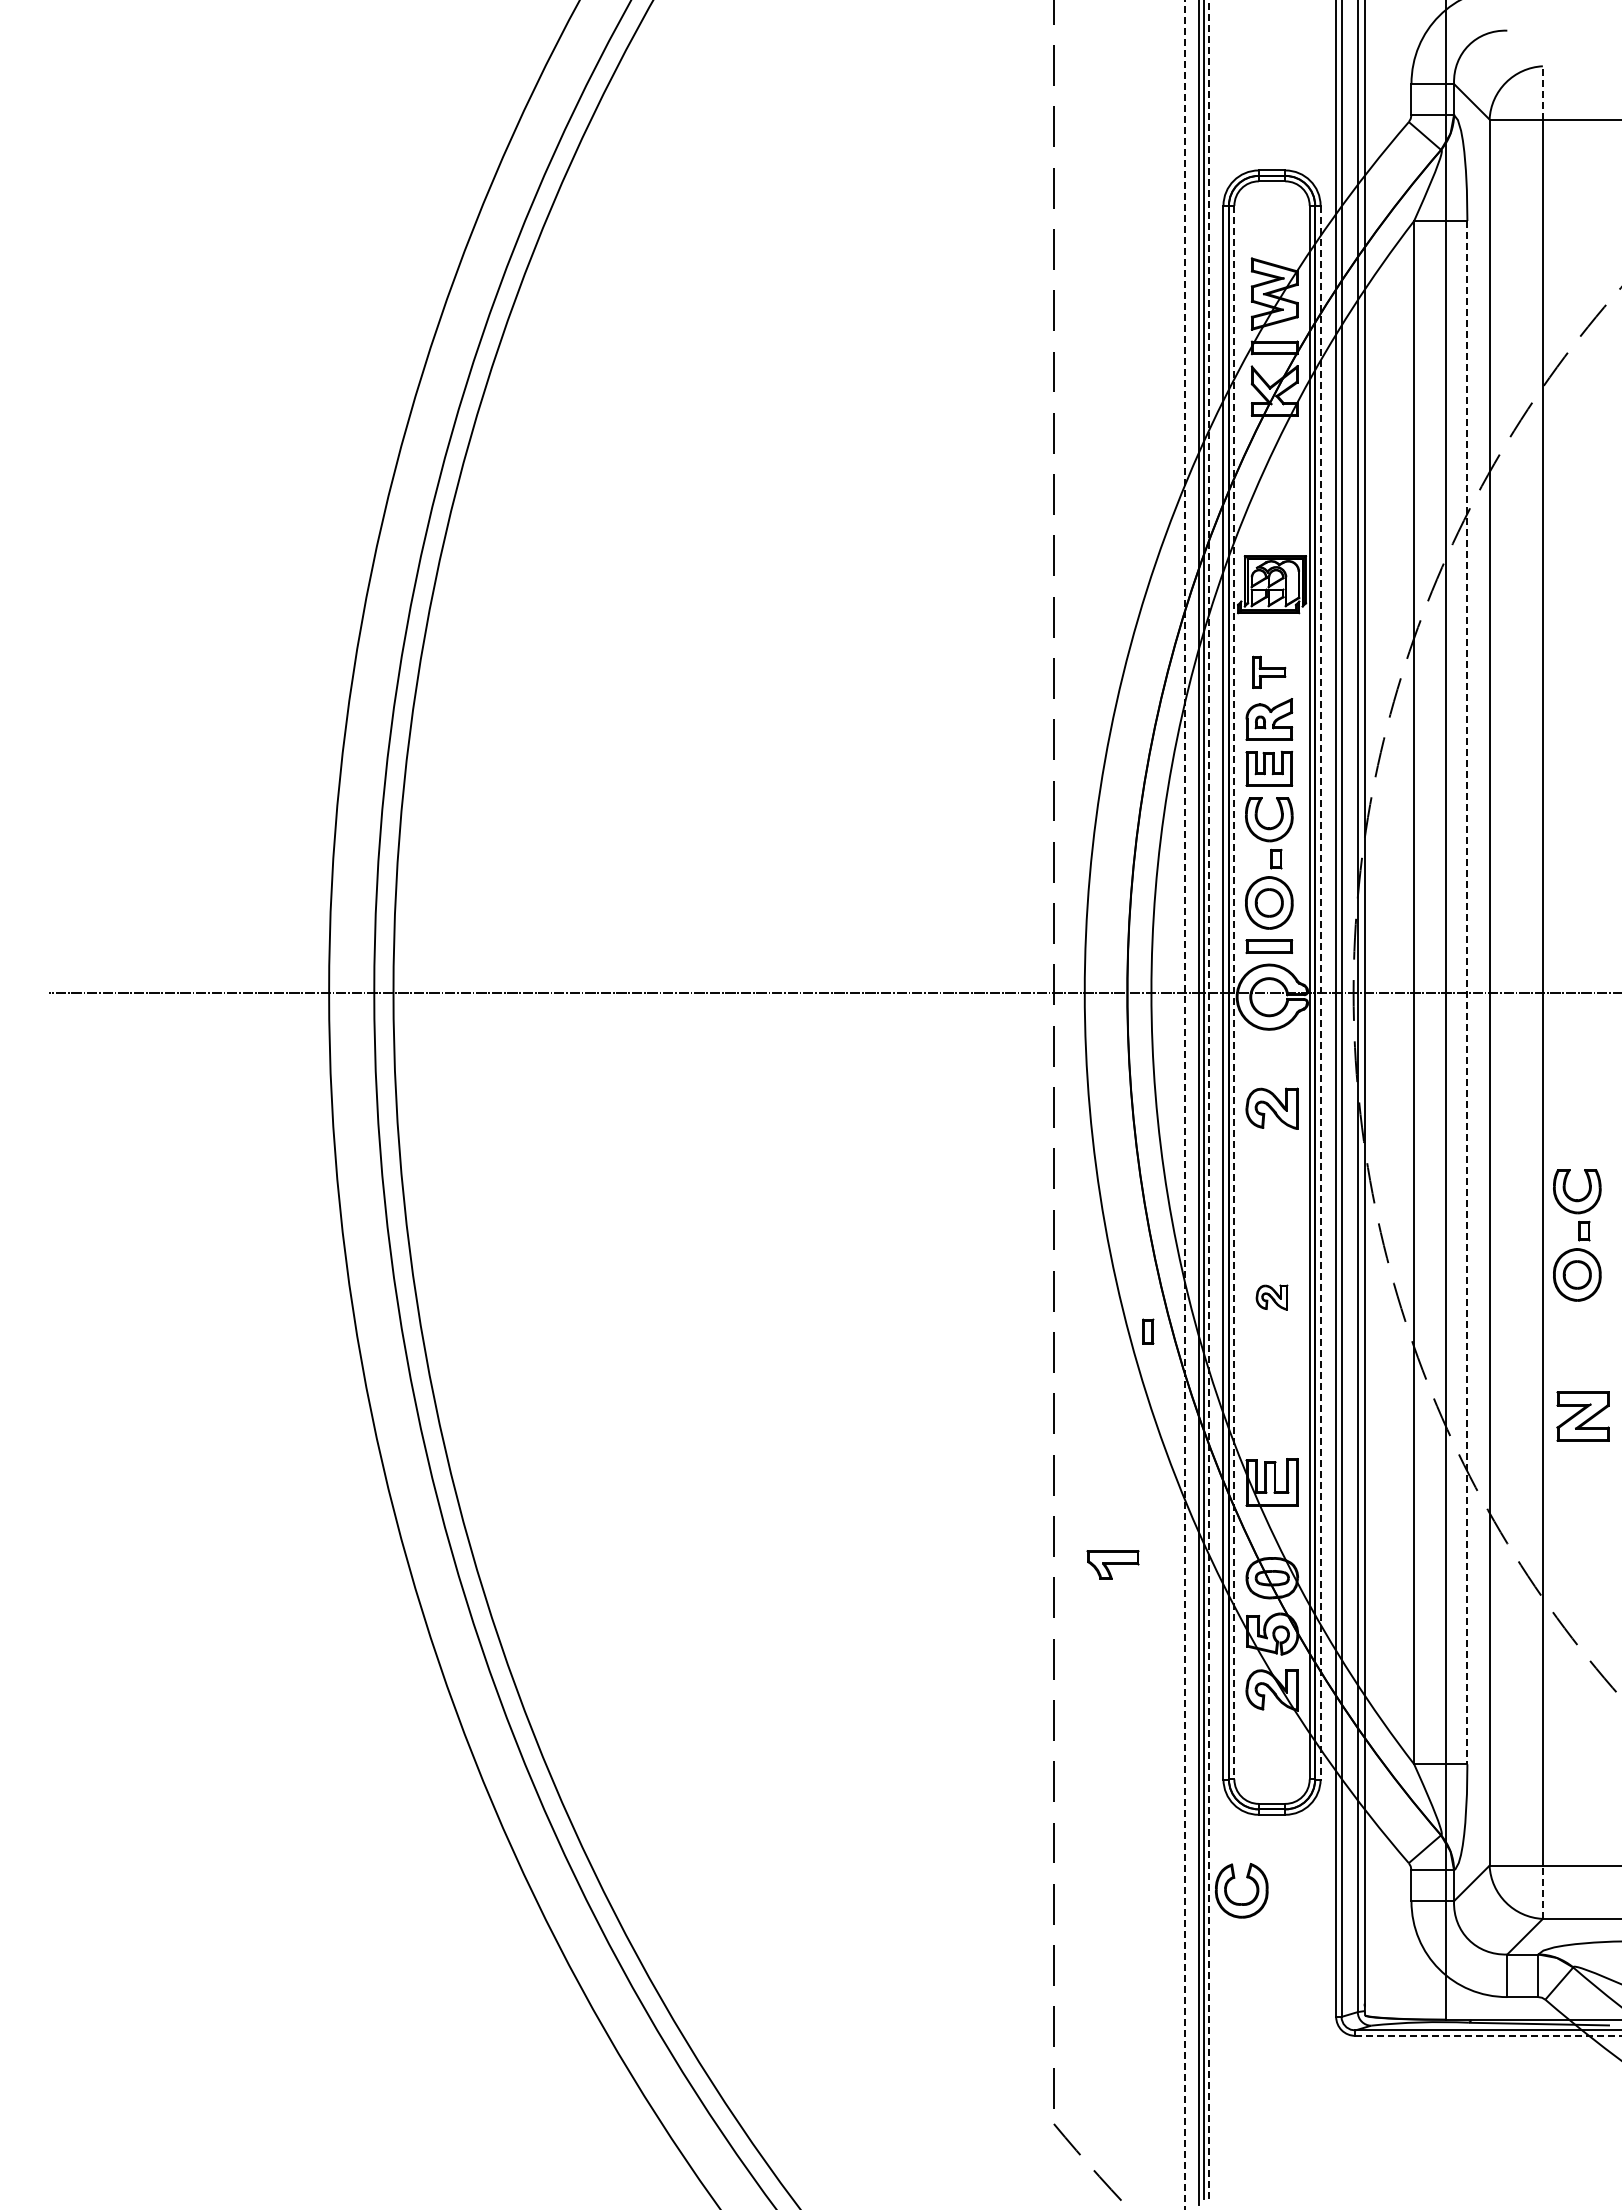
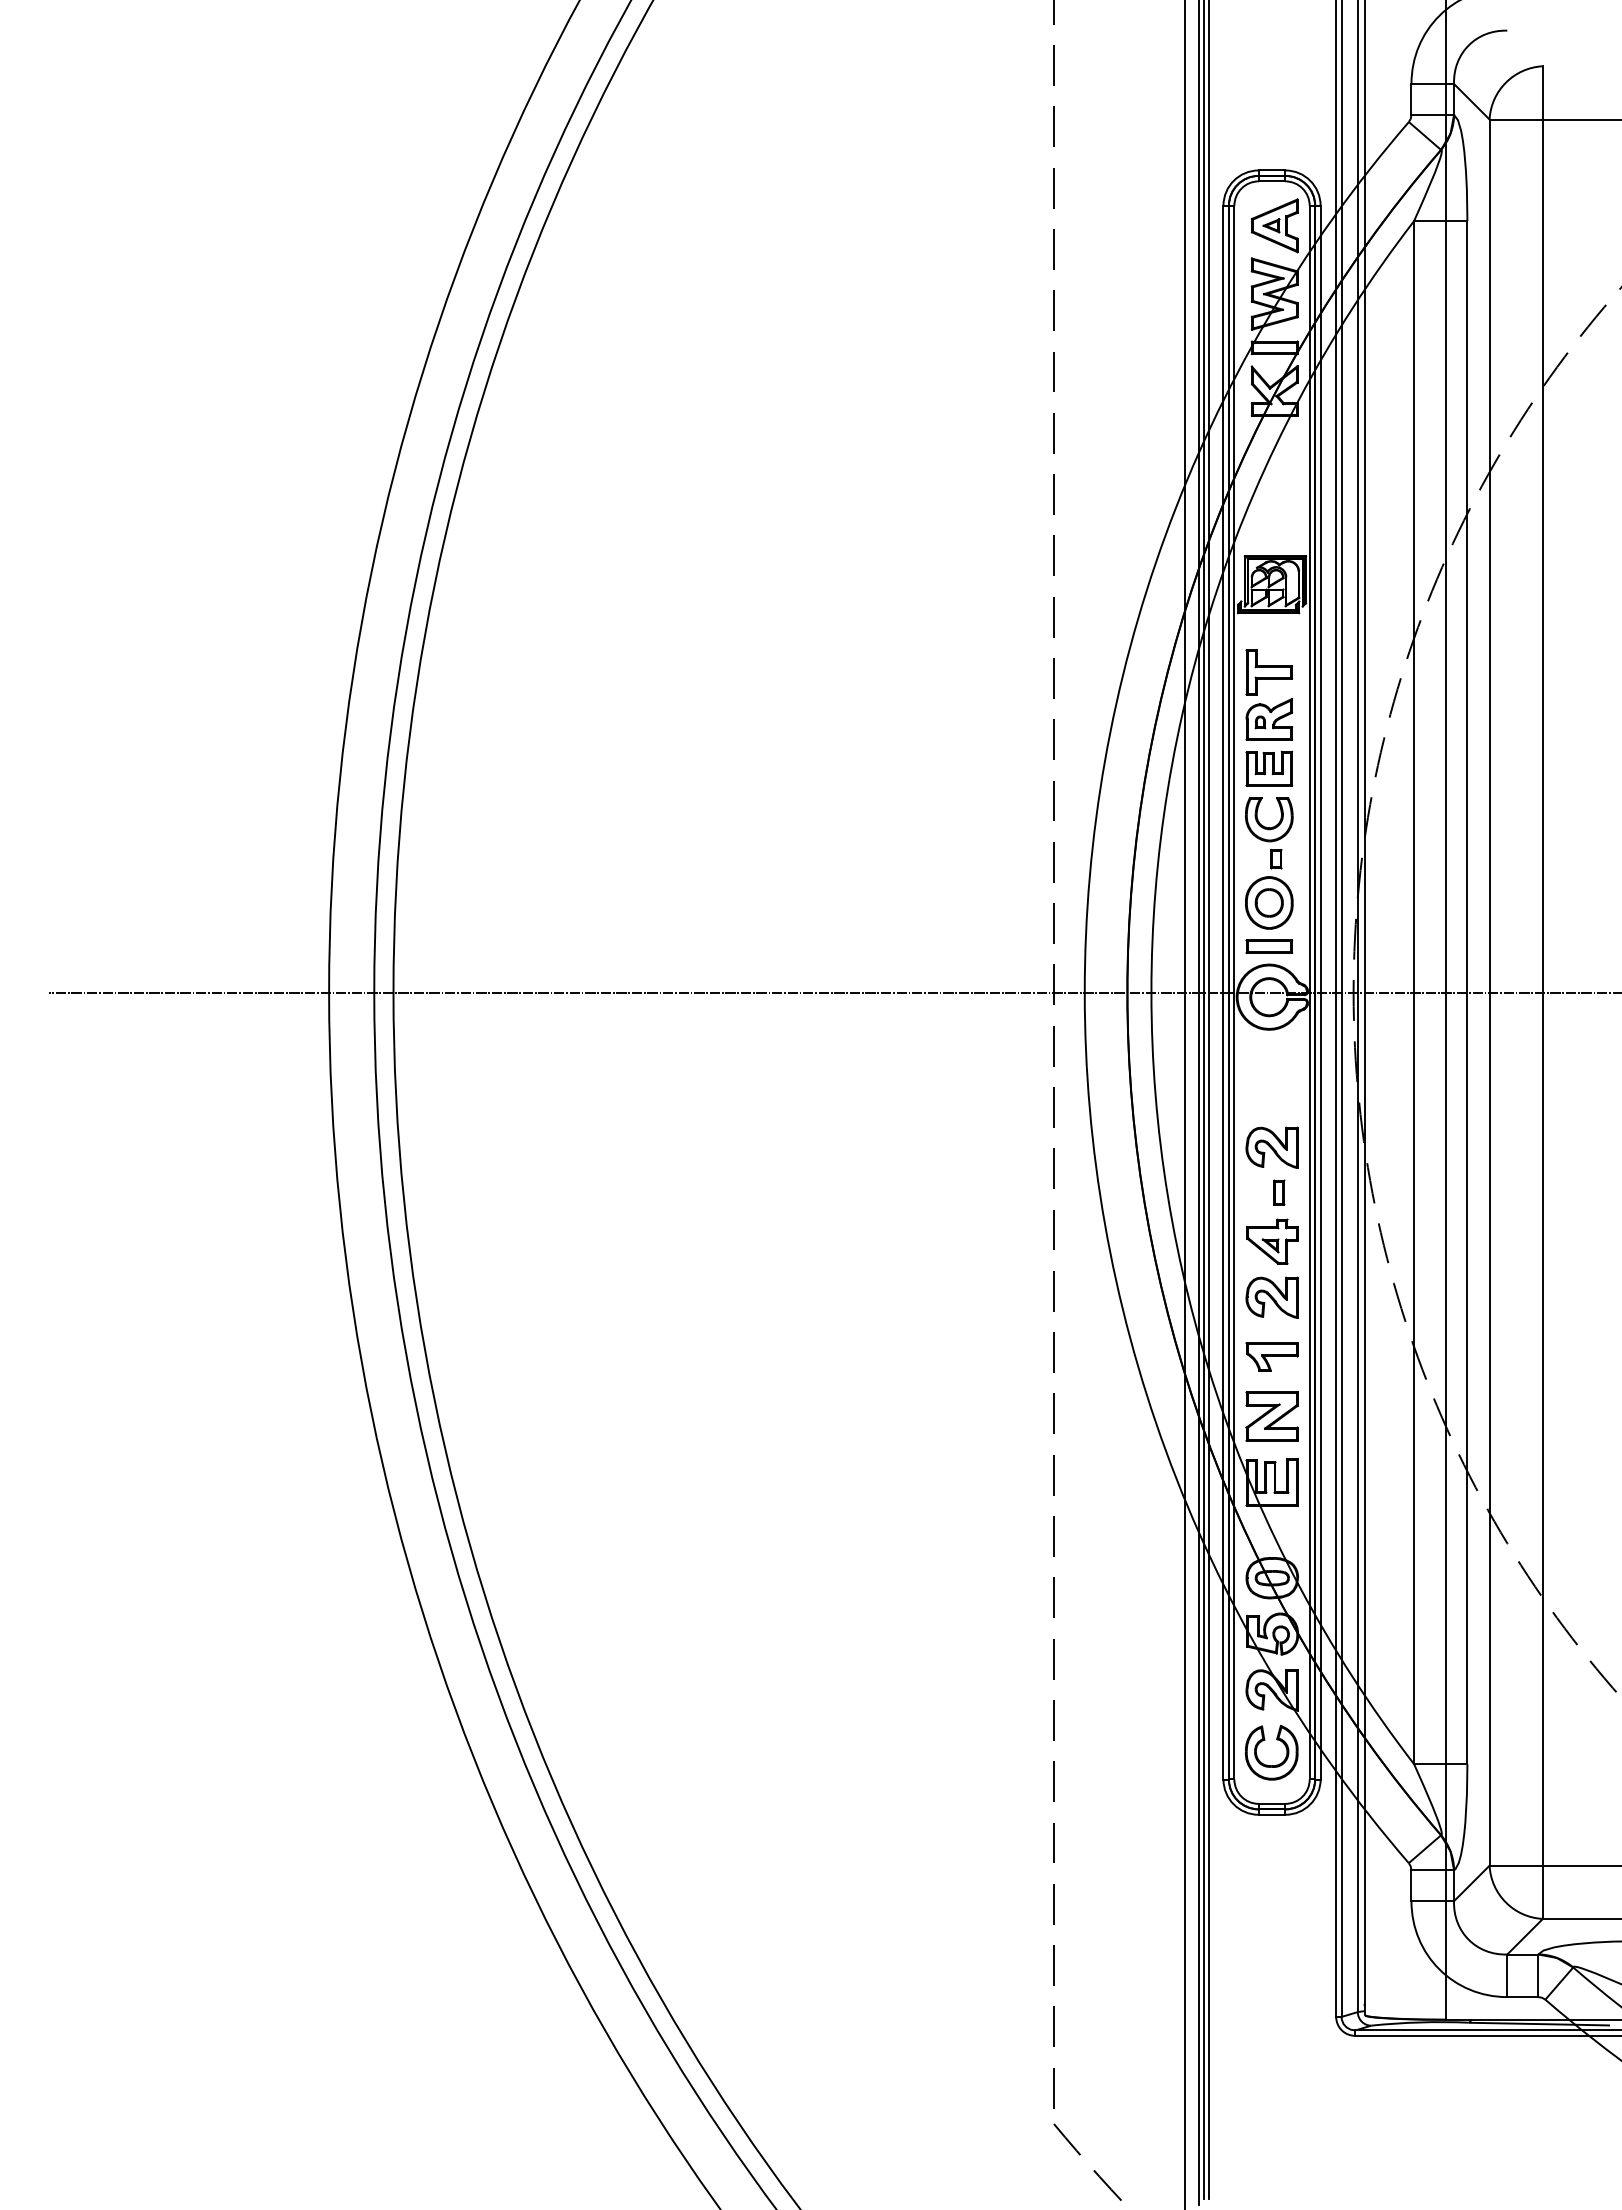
line: dashed -> solid (1542, 92)
part: none -> present (1274, 225)
part size: 35x34 px -> 49x47 px (1269, 672)
line: dashed -> solid (1234, 992)
line: dashed -> solid (1320, 992)
line: dashed -> solid (1467, 992)
line: dashed -> solid (1209, 1099)
line: dashed -> solid (1184, 1105)
part position: (1271, 1108) -> (1271, 1147) (1271, 1147)
part: present -> none (1577, 1235)
part: none -> present (1272, 1241)
part size: 34x27 px -> 54x43 px (1271, 1297)
part position: (1148, 1331) -> (1279, 1192) (1279, 1192)
part position: (1582, 1416) -> (1271, 1416) (1271, 1416)
part position: (1112, 1564) -> (1271, 1356) (1271, 1356)
line: dashed -> solid (1542, 1892)
part position: (1237, 1902) -> (1267, 1764) (1267, 1764)
line: dashed -> solid (1488, 2035)
